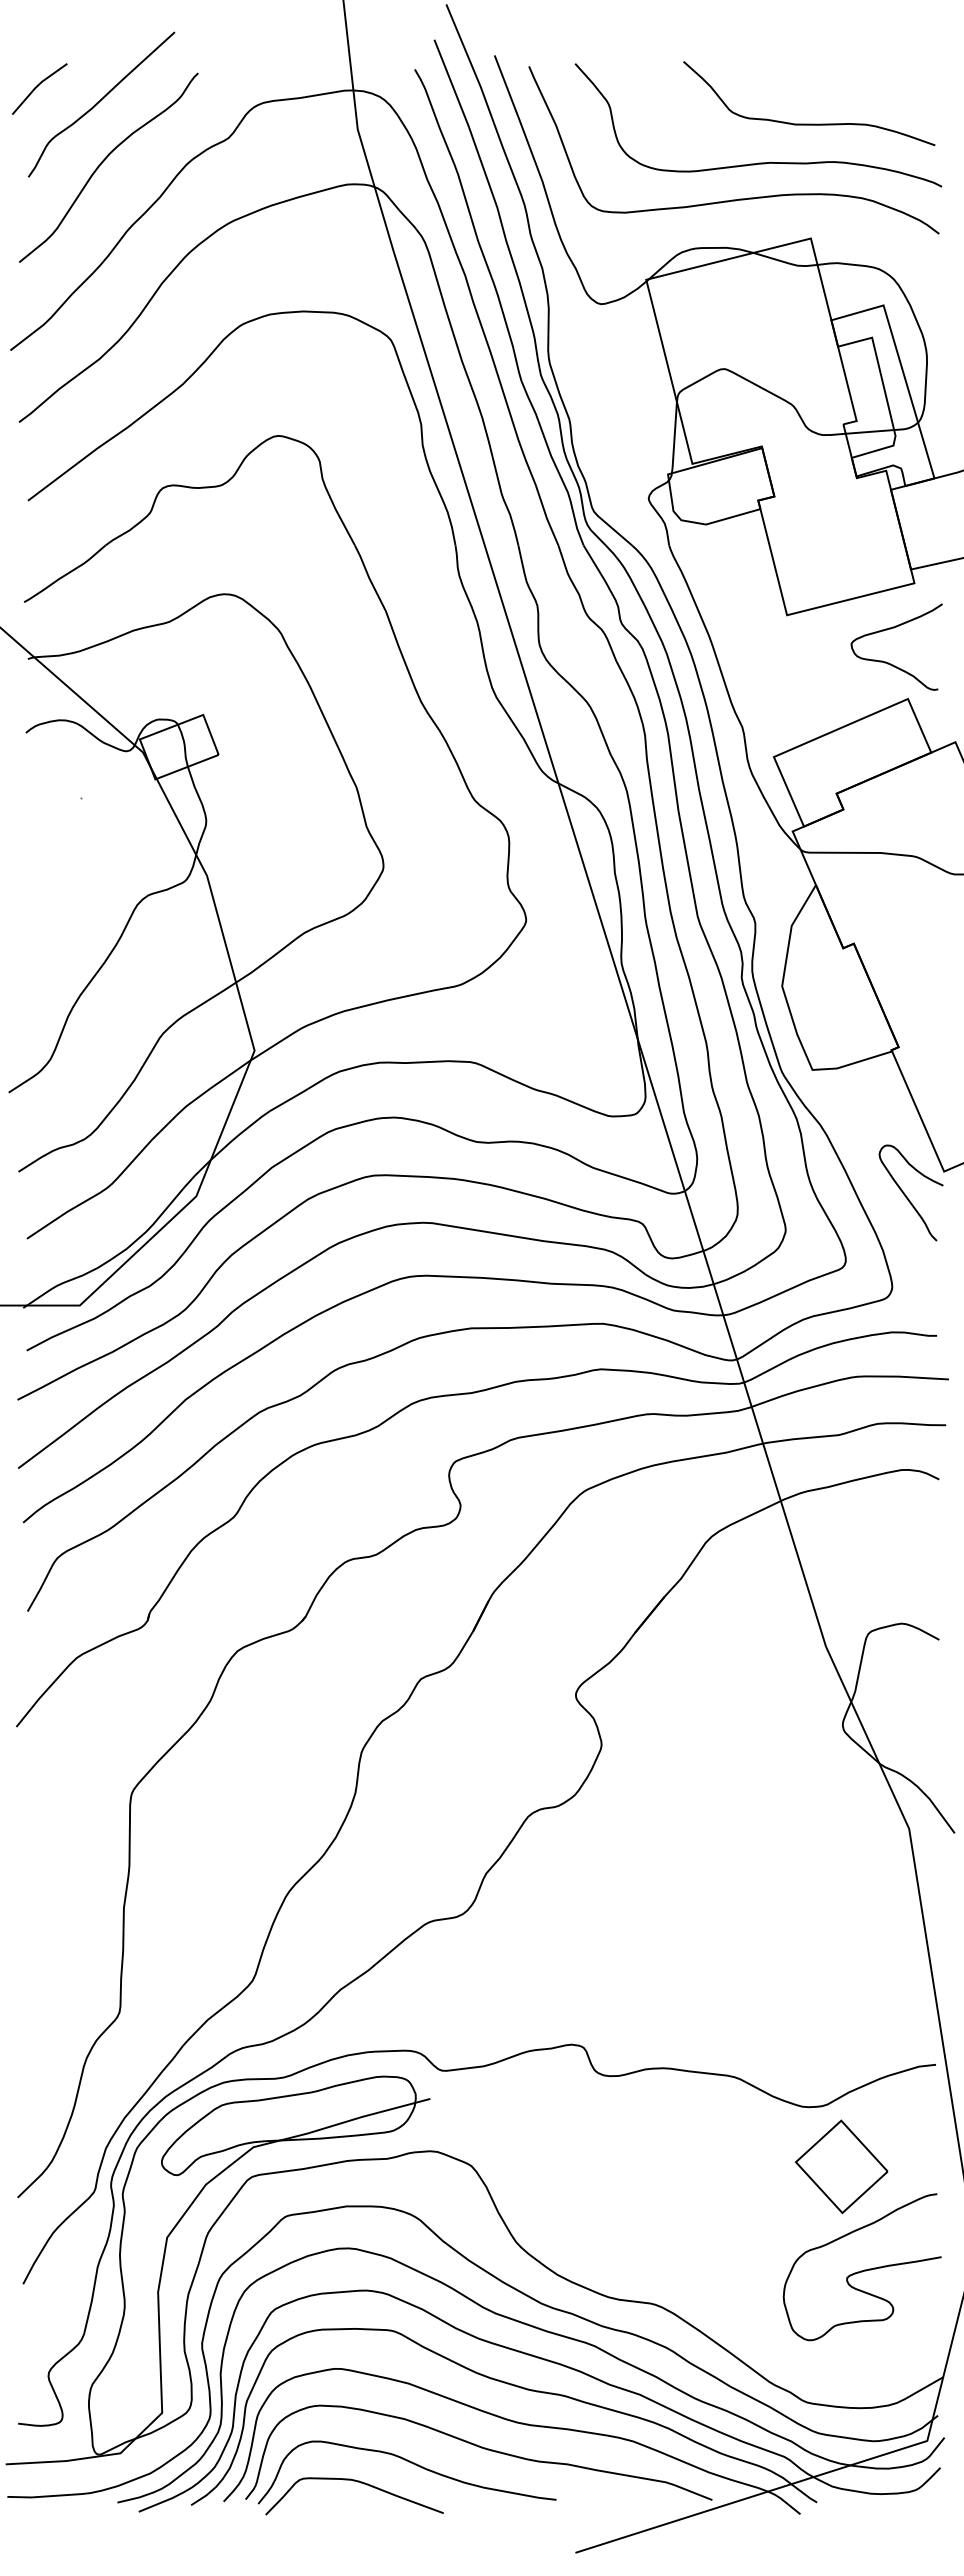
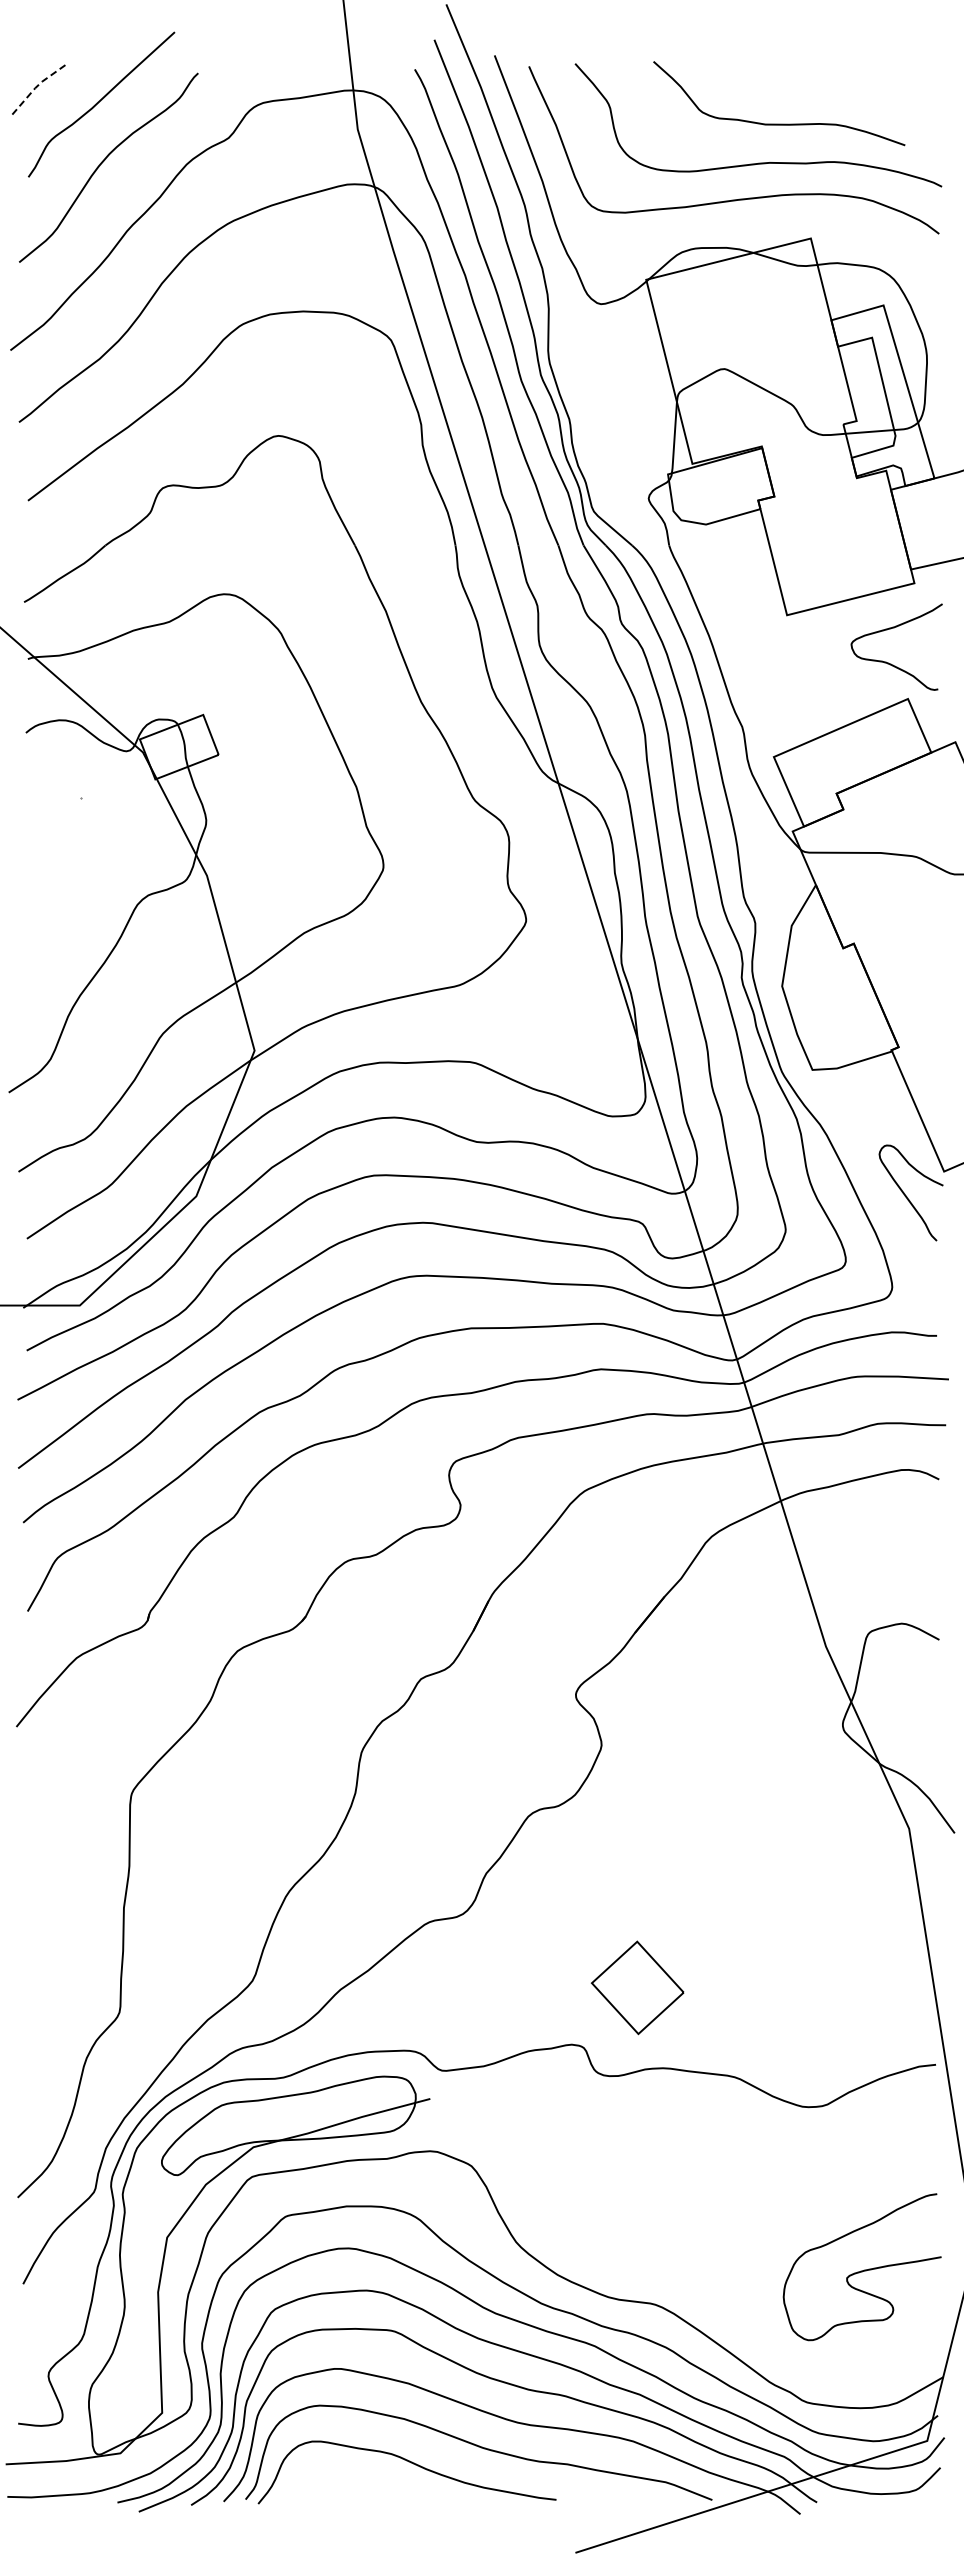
line: solid -> dashed (37, 85)
curve position: (809, 123) -> (779, 123) (779, 123)
part position: (841, 2166) -> (637, 1987) (637, 1987)
curve: present -> none (357, 2482)
